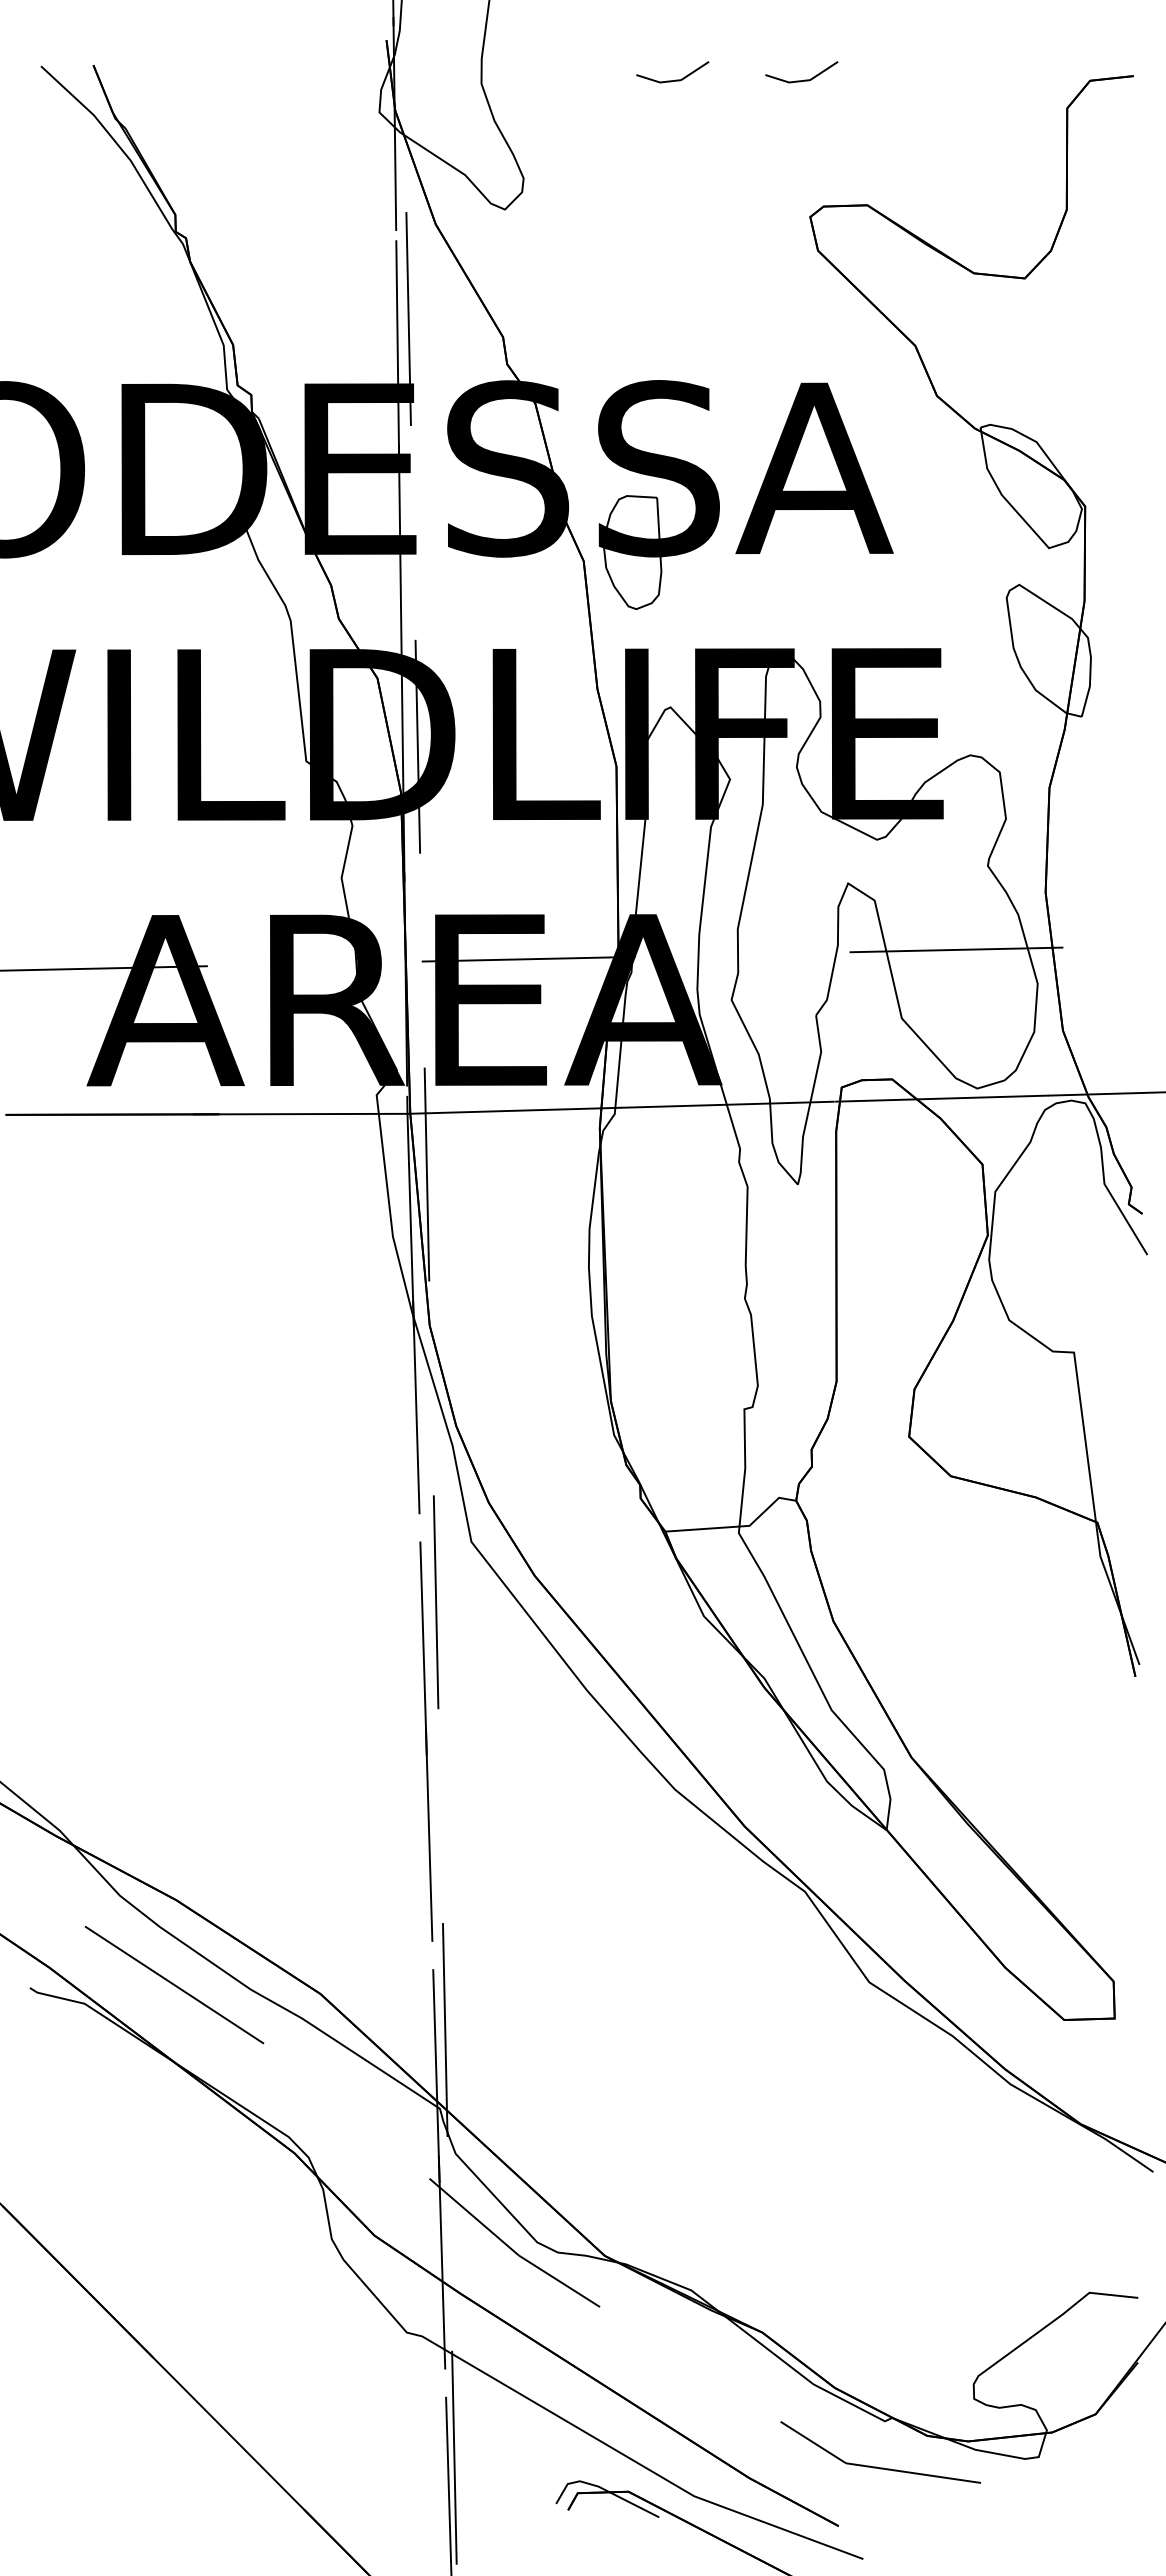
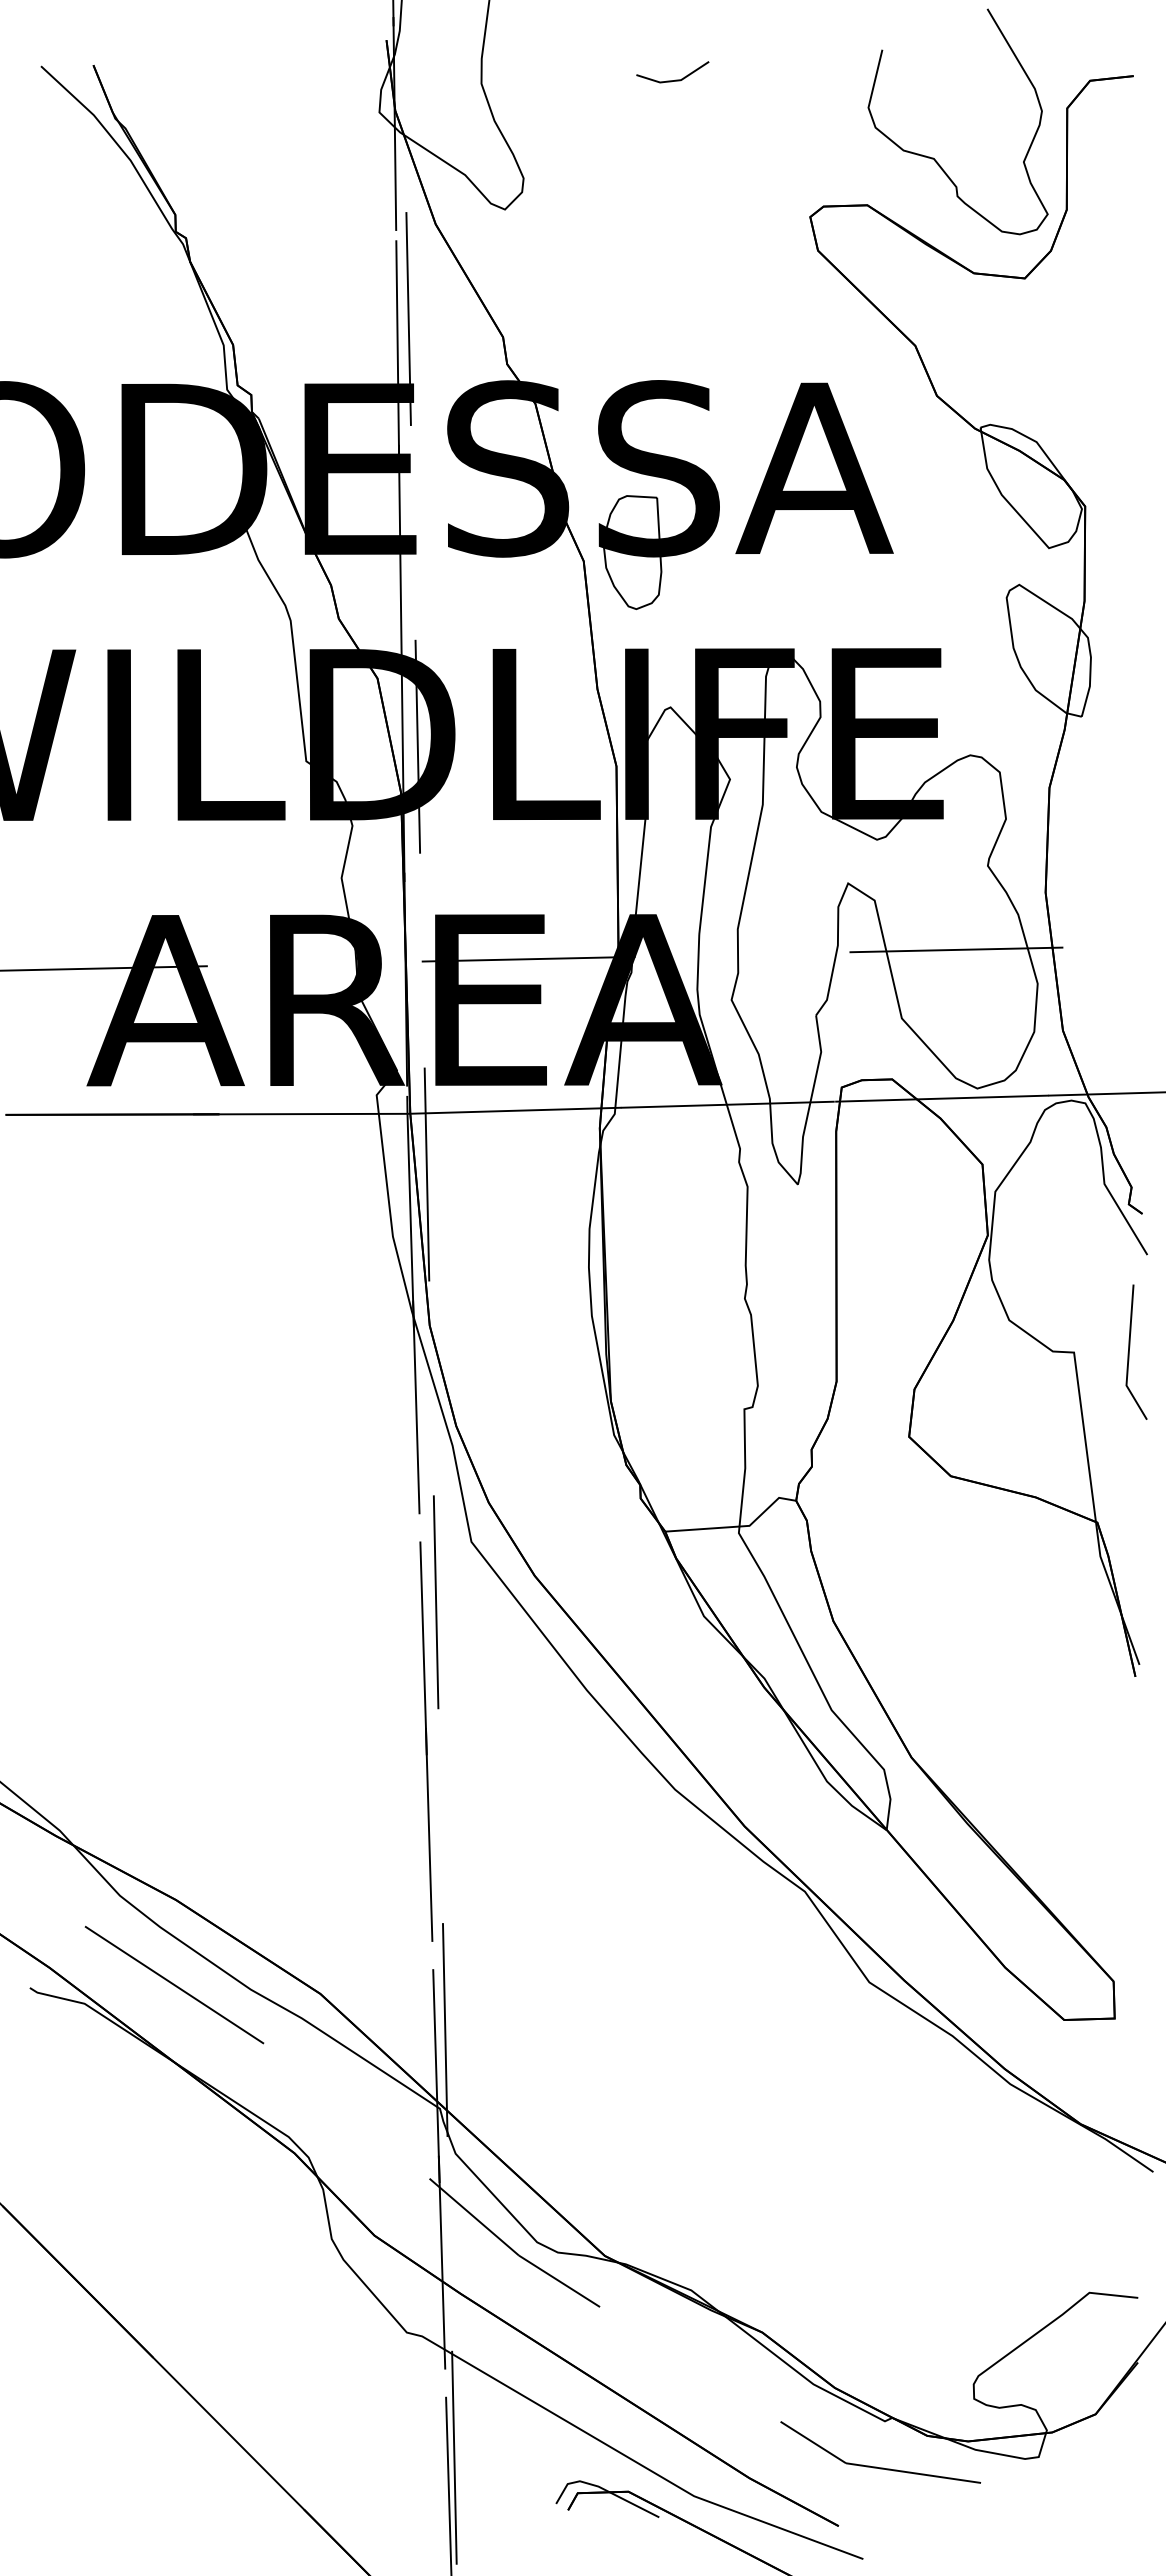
line: present -> none (804, 79)
curve: none -> present (933, 157)
line: none -> present (1129, 1351)
